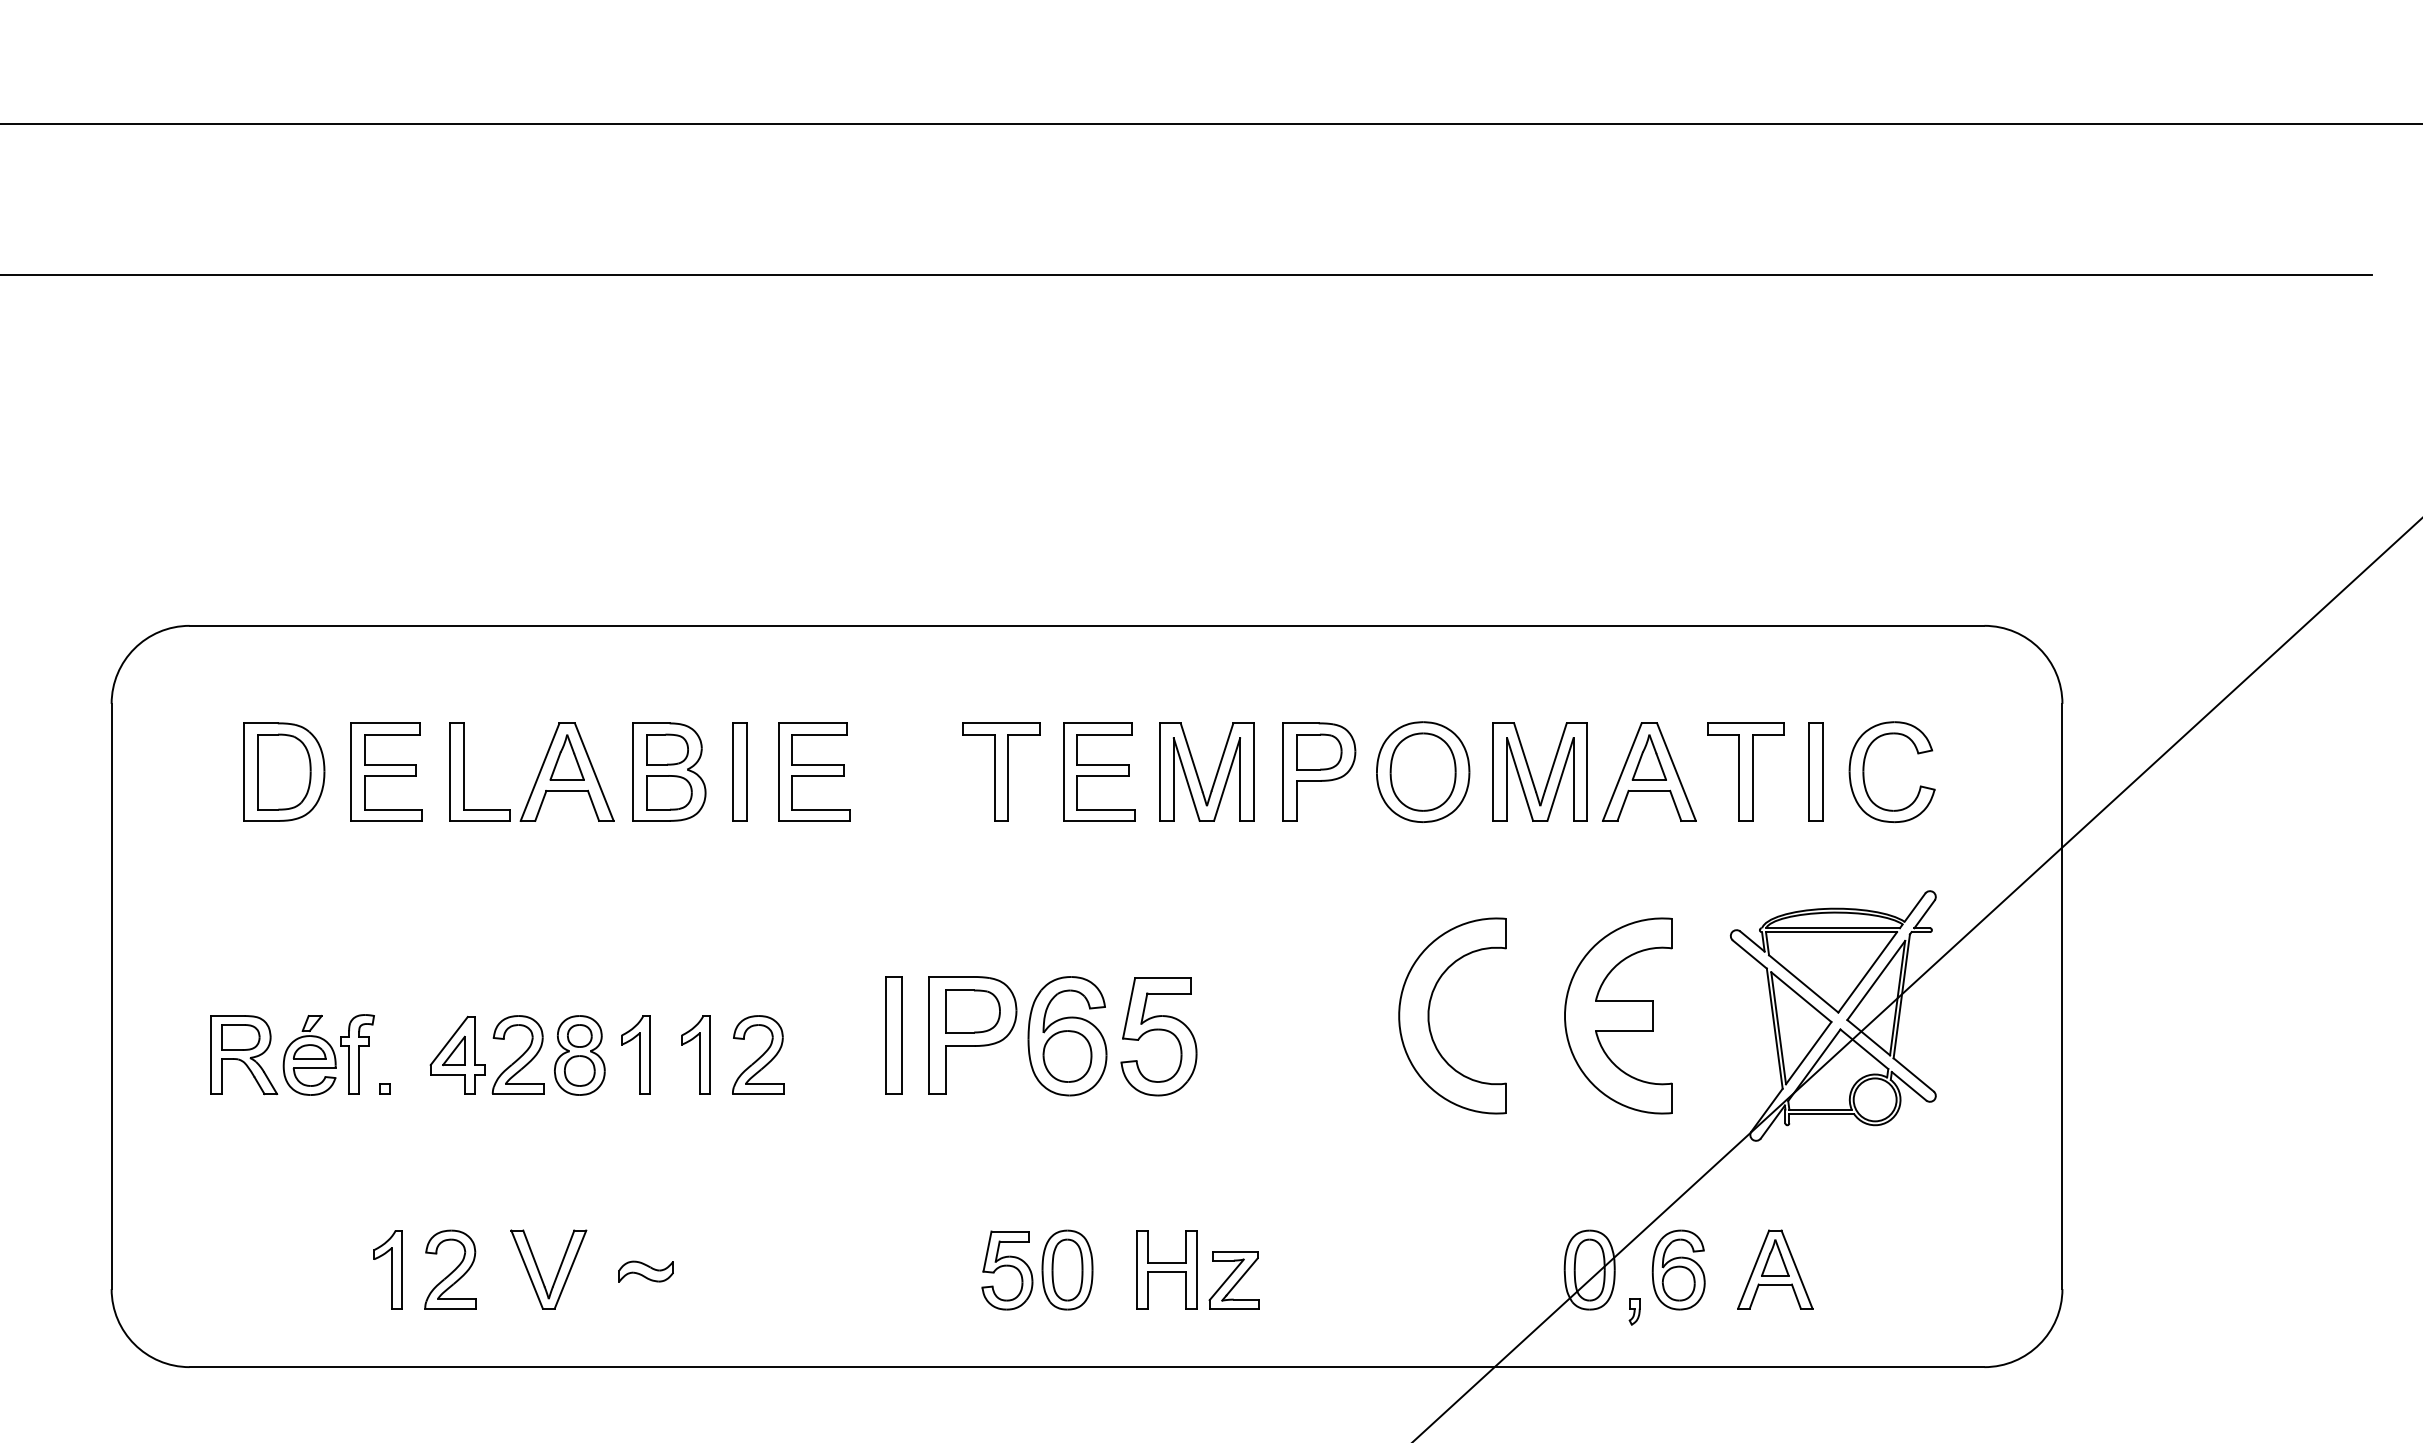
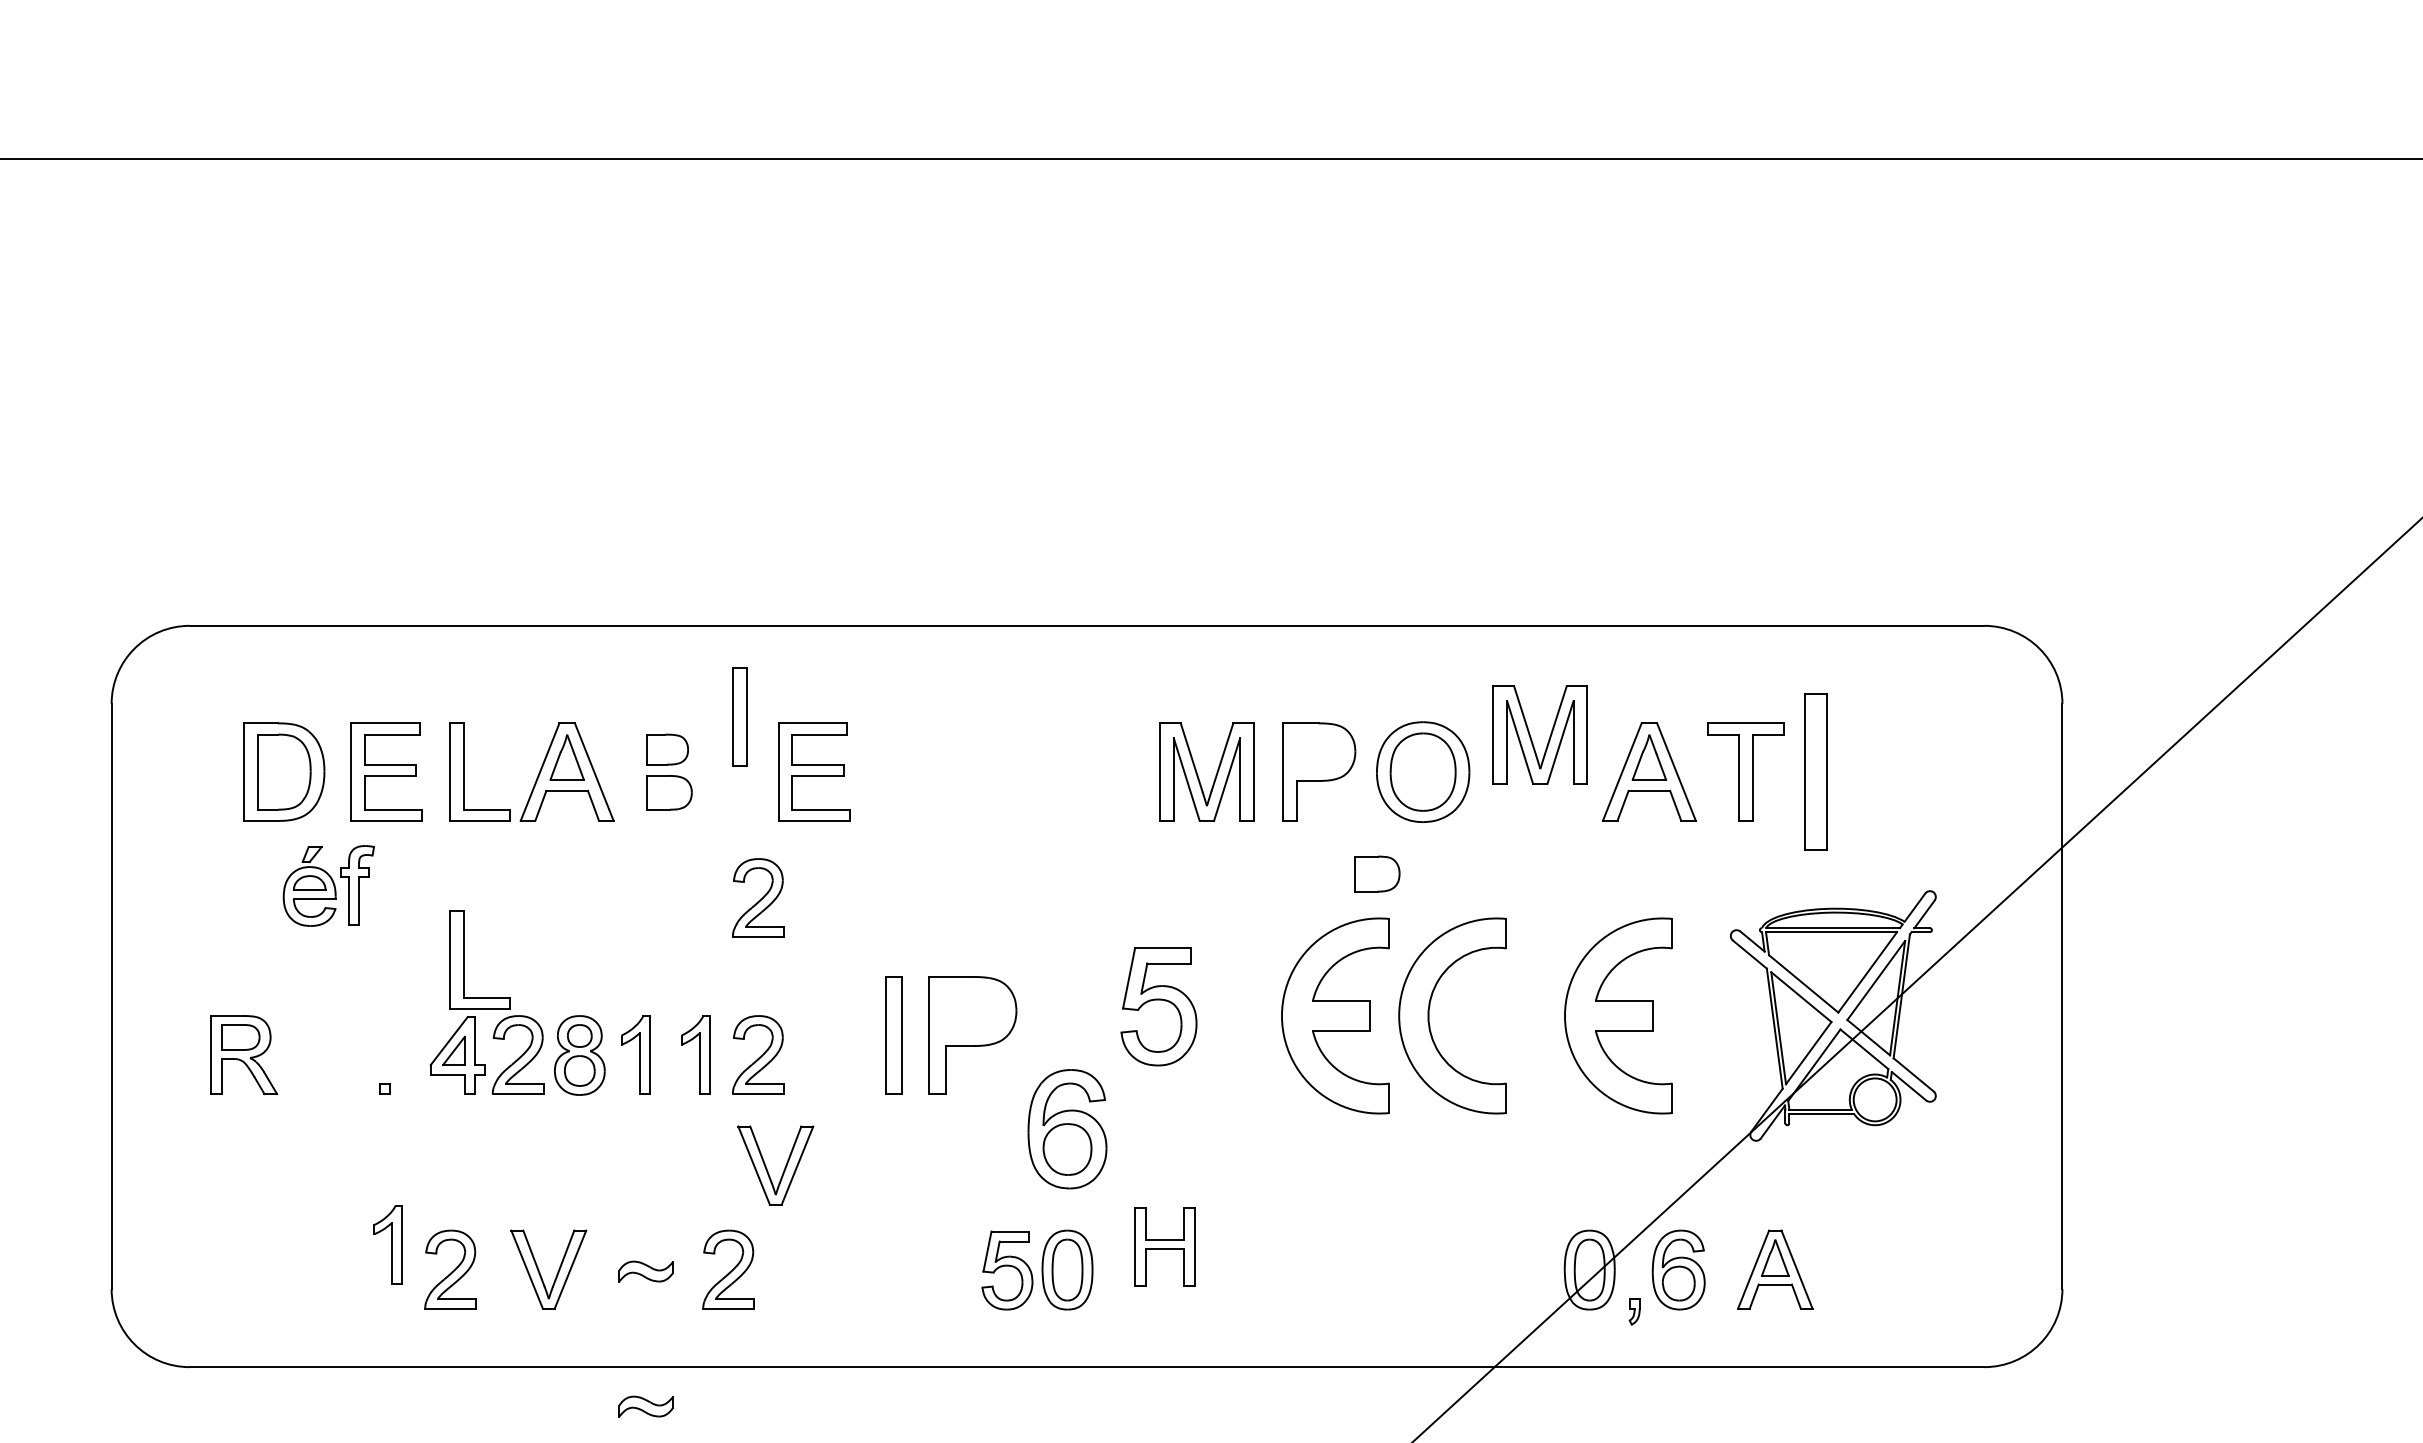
line position: (1210, 124) -> (1210, 159) (1210, 159)
line: present -> none (1187, 274)
part position: (1319, 751) -> (1377, 873) (1377, 873)
part: present -> none (669, 771)
part position: (739, 771) -> (739, 716) (739, 716)
part: present -> none (1001, 771)
part: present -> none (1099, 771)
part size: 16x100 px -> 24x158 px (1815, 771)
part: present -> none (1864, 772)
part position: (1531, 773) -> (1531, 736) (1531, 736)
part: none -> present (758, 897)
part: none -> present (464, 959)
part: present -> none (972, 1011)
part: none -> present (1335, 1015)
part position: (1067, 1036) -> (1067, 1129) (1067, 1129)
part position: (1158, 1036) -> (1158, 1006) (1158, 1006)
part position: (328, 1054) -> (328, 885) (328, 885)
part: none -> present (767, 1168)
part position: (387, 1269) -> (387, 1244) (387, 1244)
part: none -> present (728, 1269)
part position: (1166, 1269) -> (1164, 1246) (1164, 1246)
part: present -> none (1233, 1280)
part: none -> present (645, 1406)
